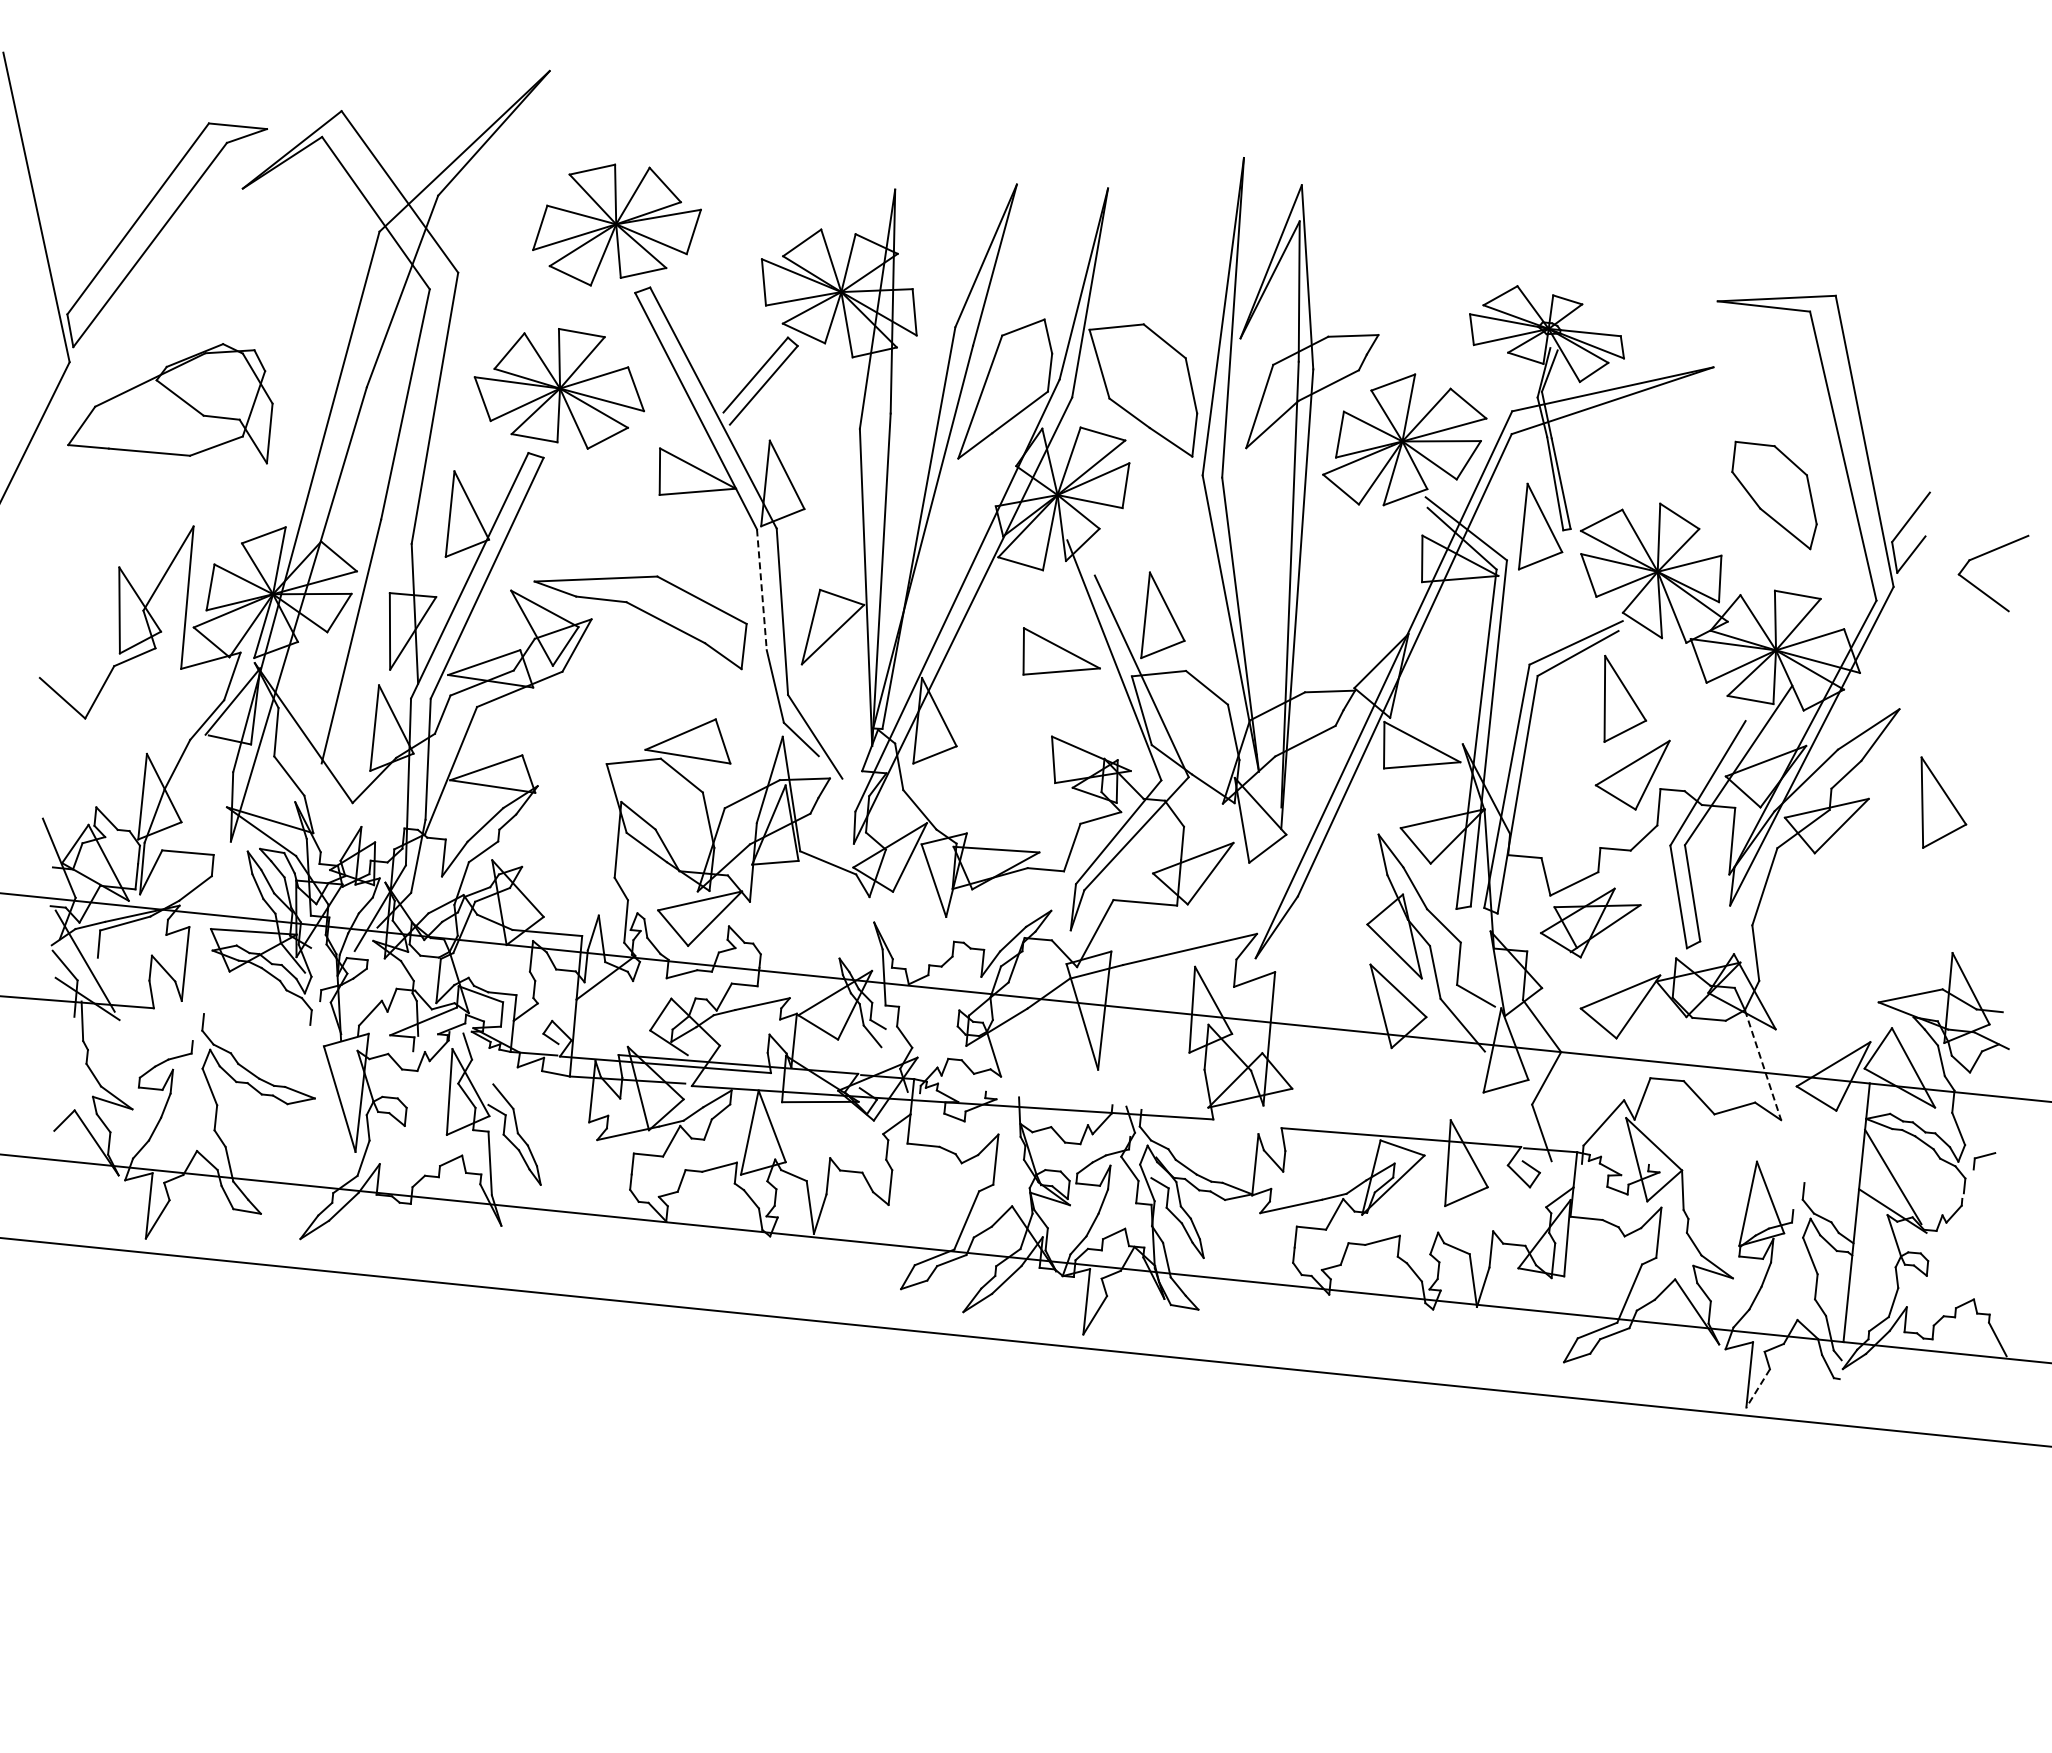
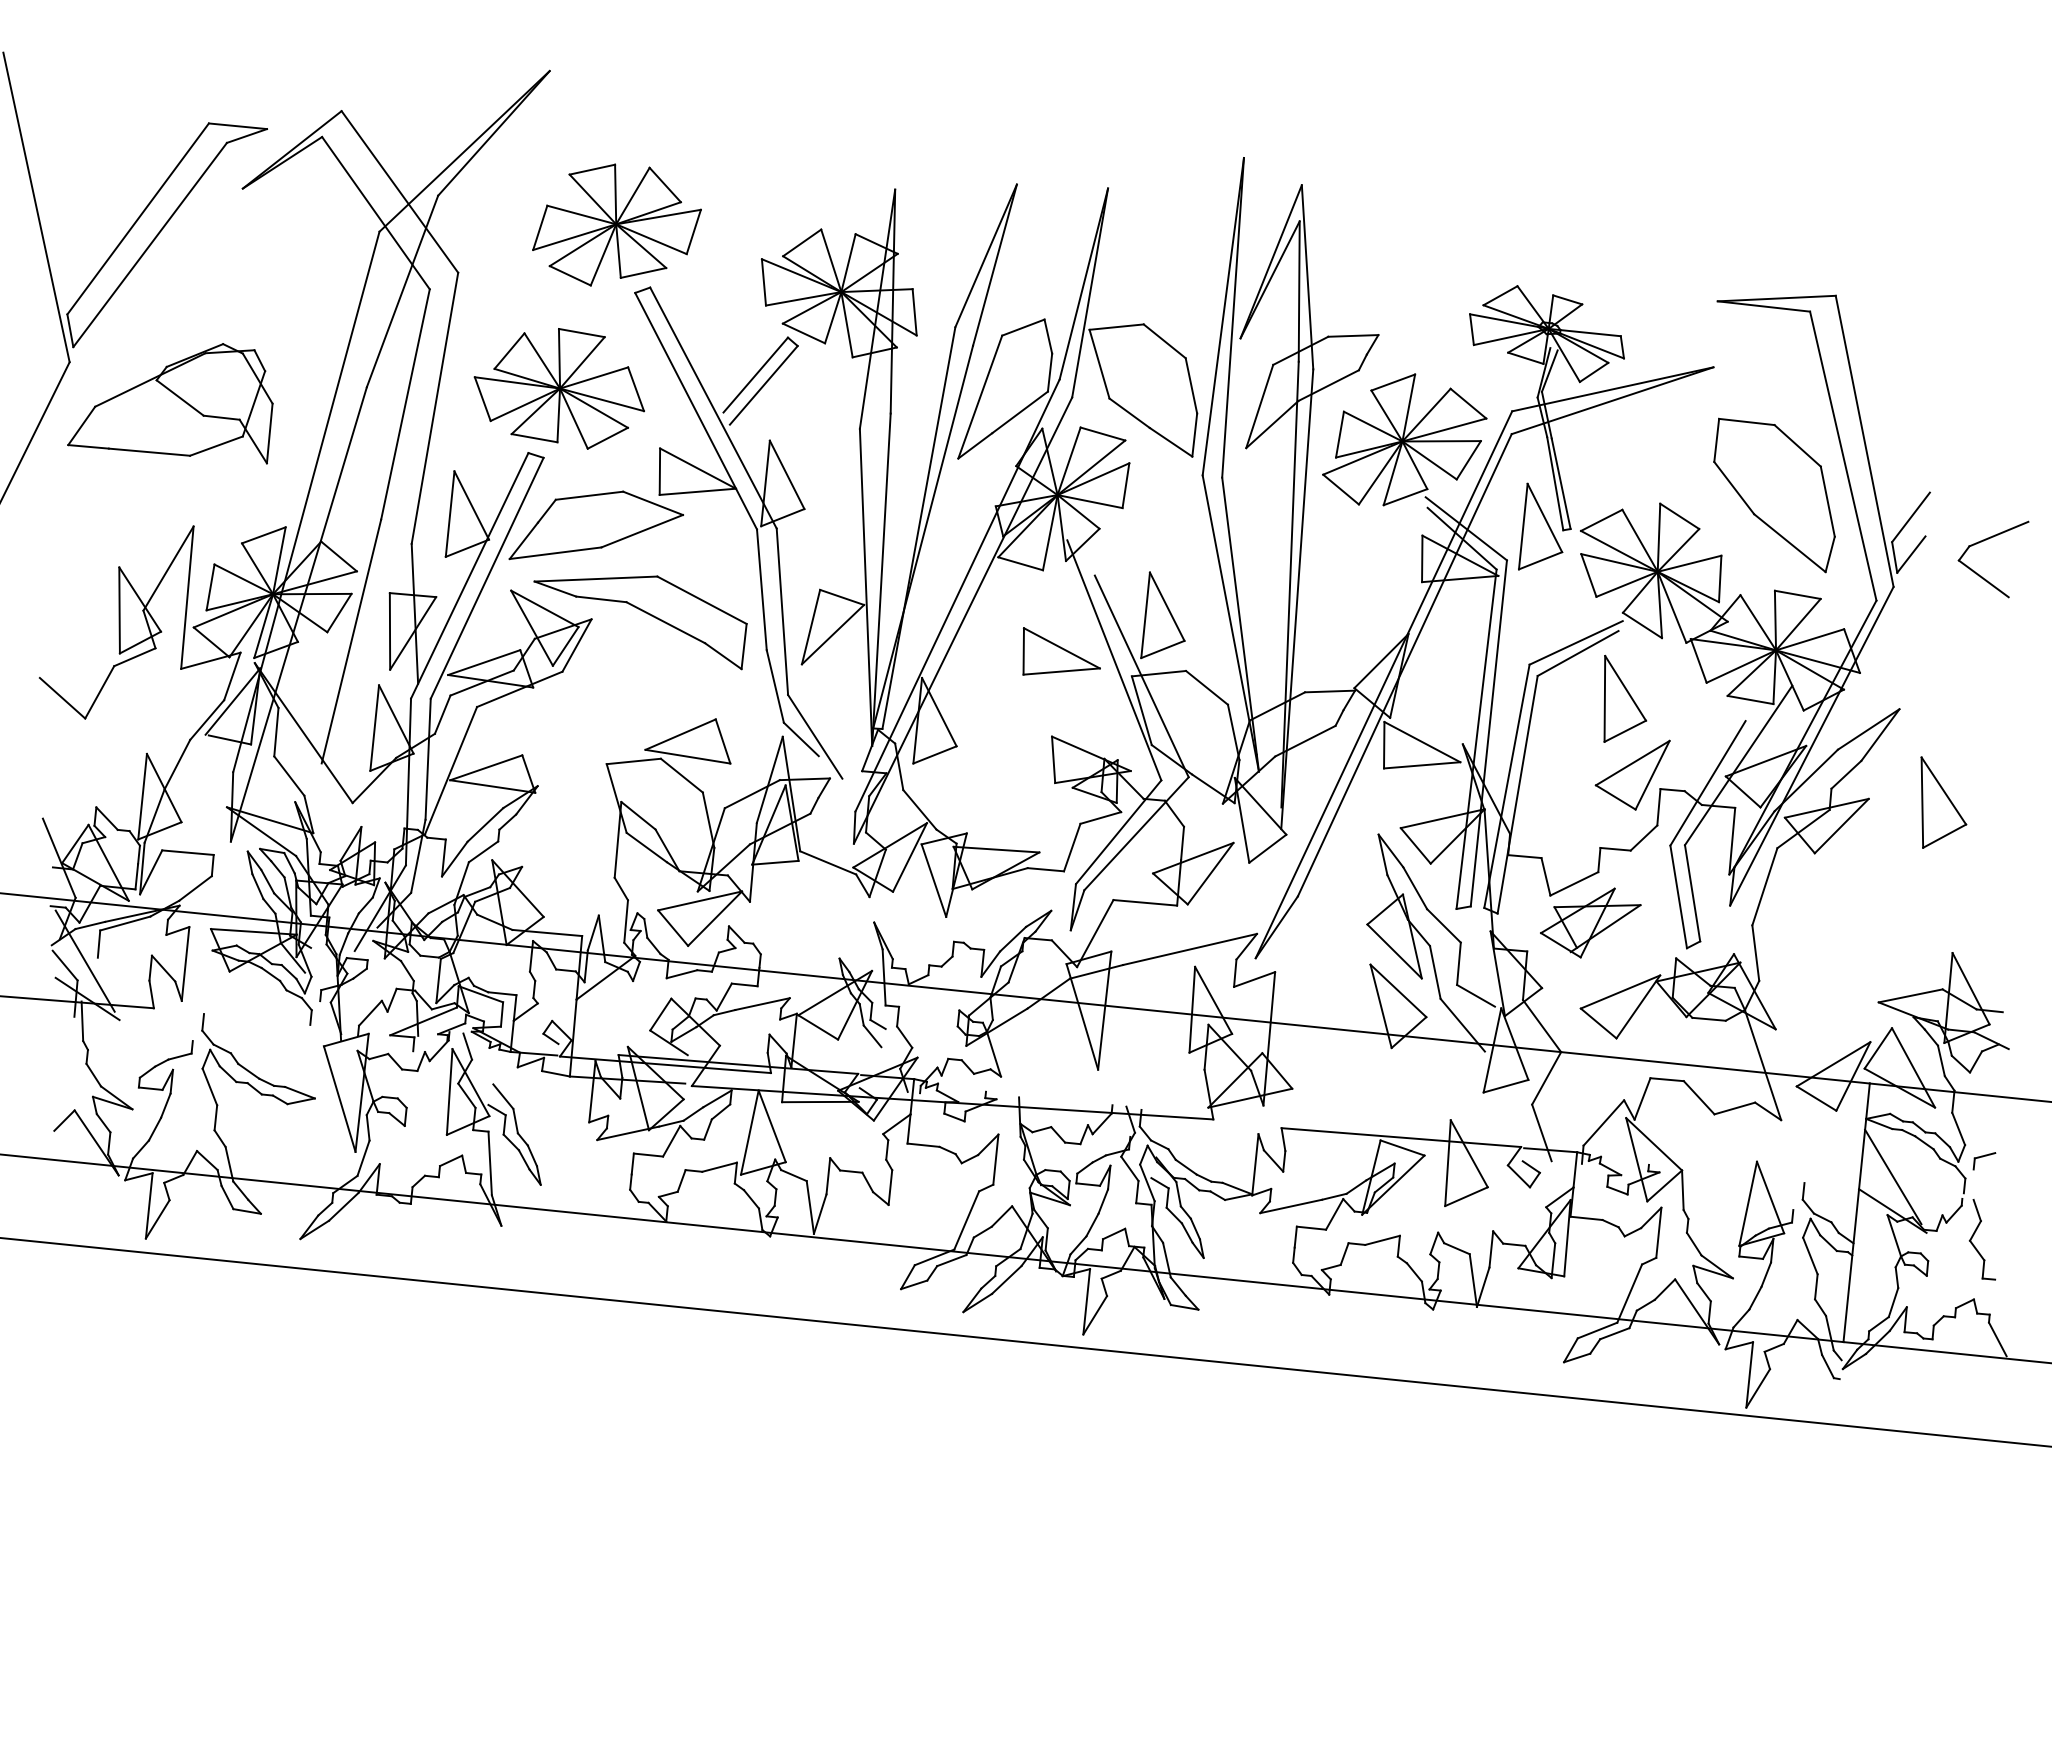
part size: 87x111 px -> 123x157 px (1774, 495)
part: none -> present (595, 525)
part position: (1984, 555) -> (1984, 541) (1984, 541)
line: dashed -> solid (761, 589)
line: dashed -> solid (1763, 1065)
part: none -> present (1975, 1233)
line: dashed -> solid (1758, 1388)
